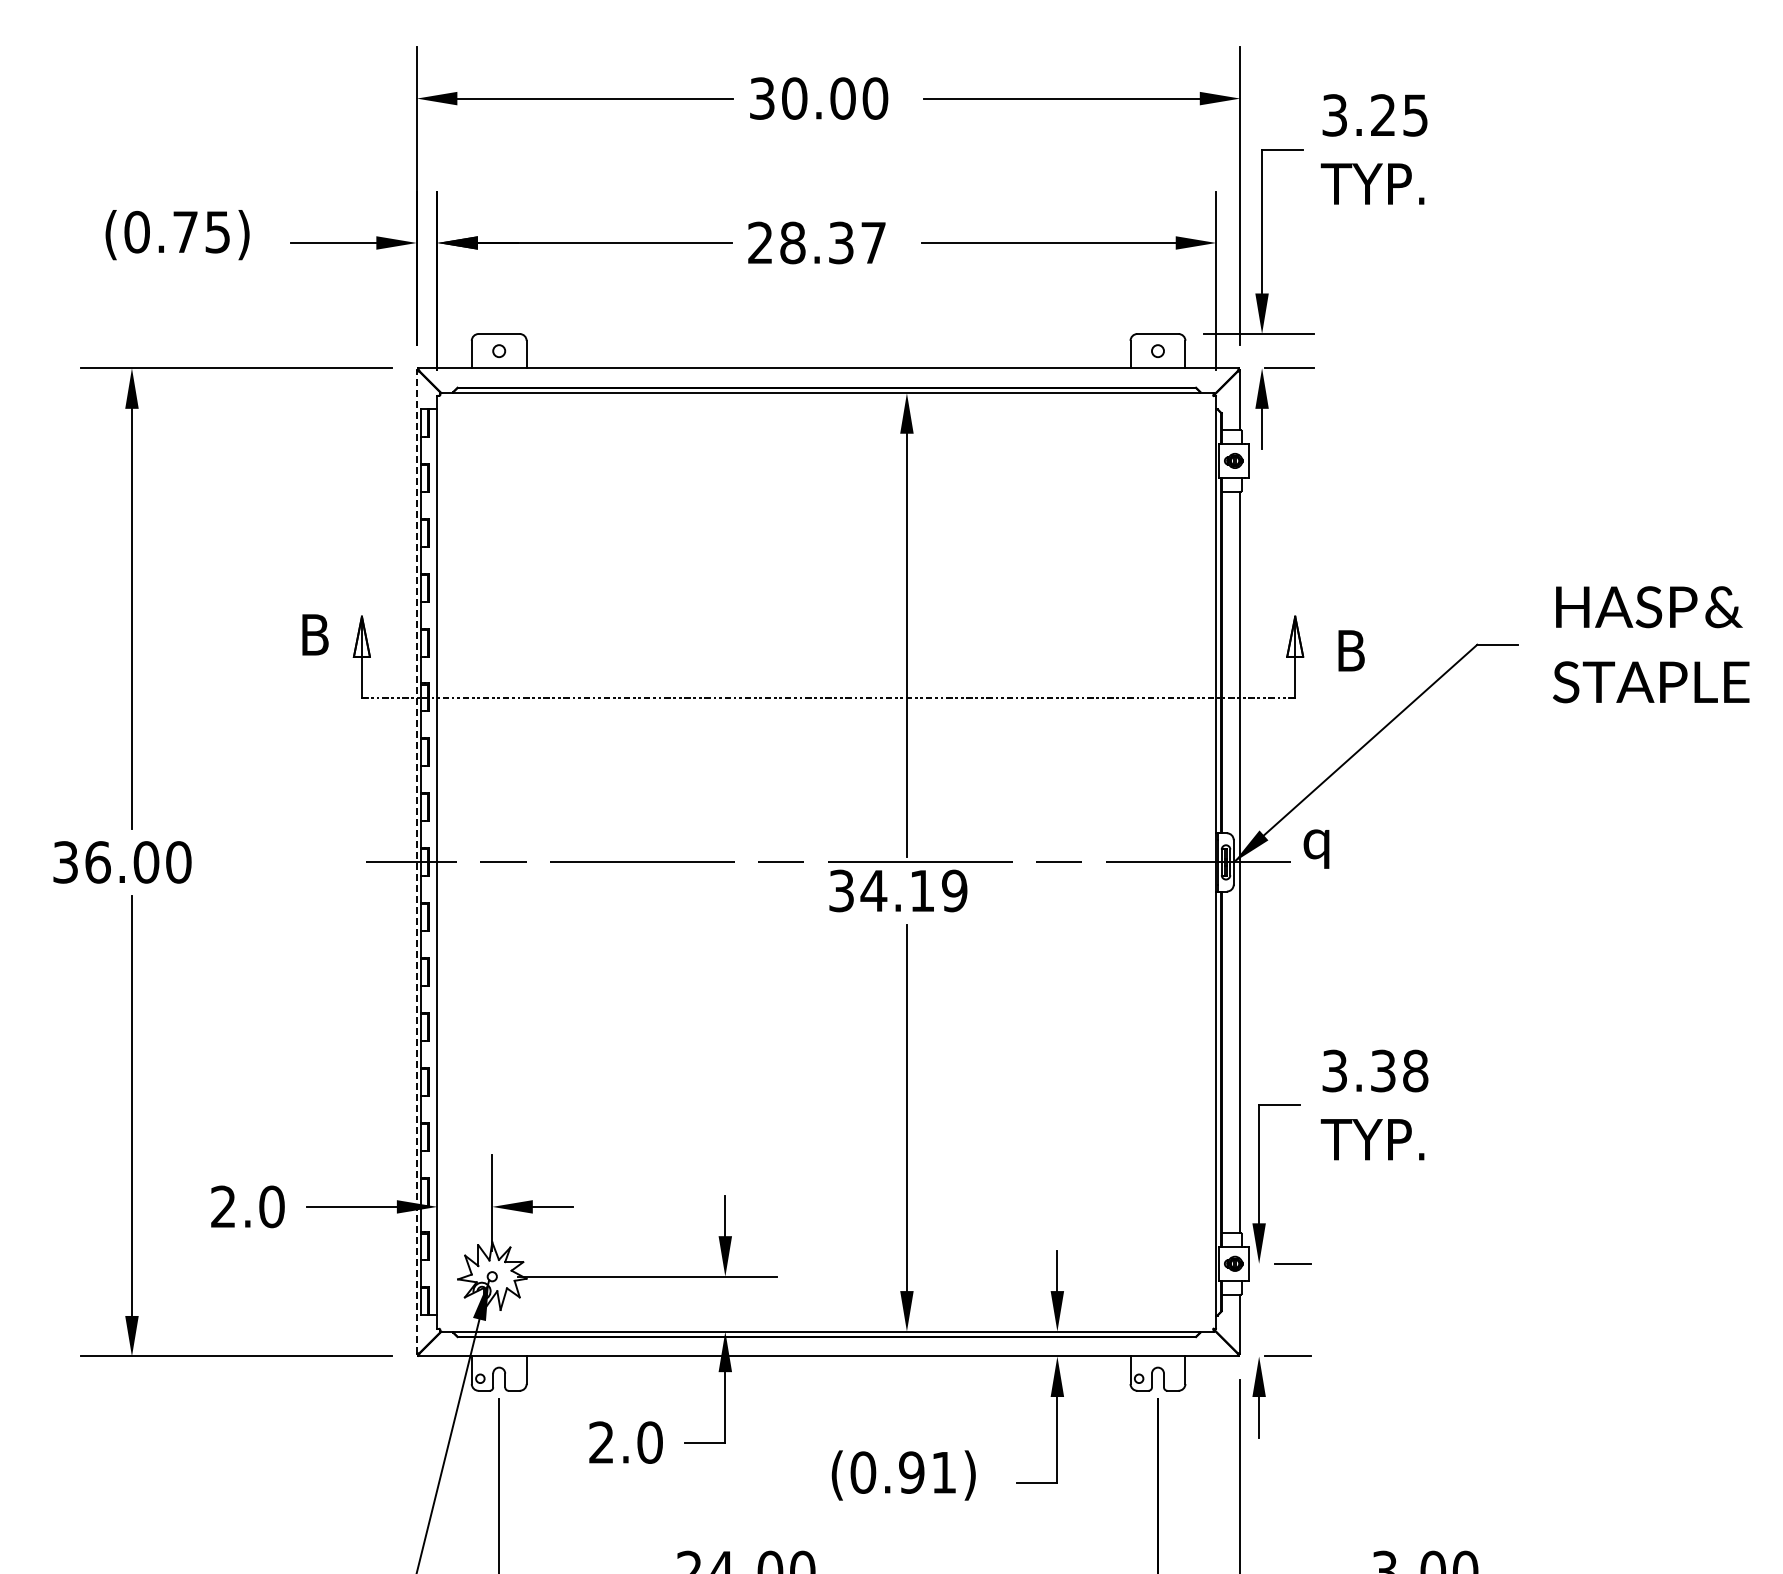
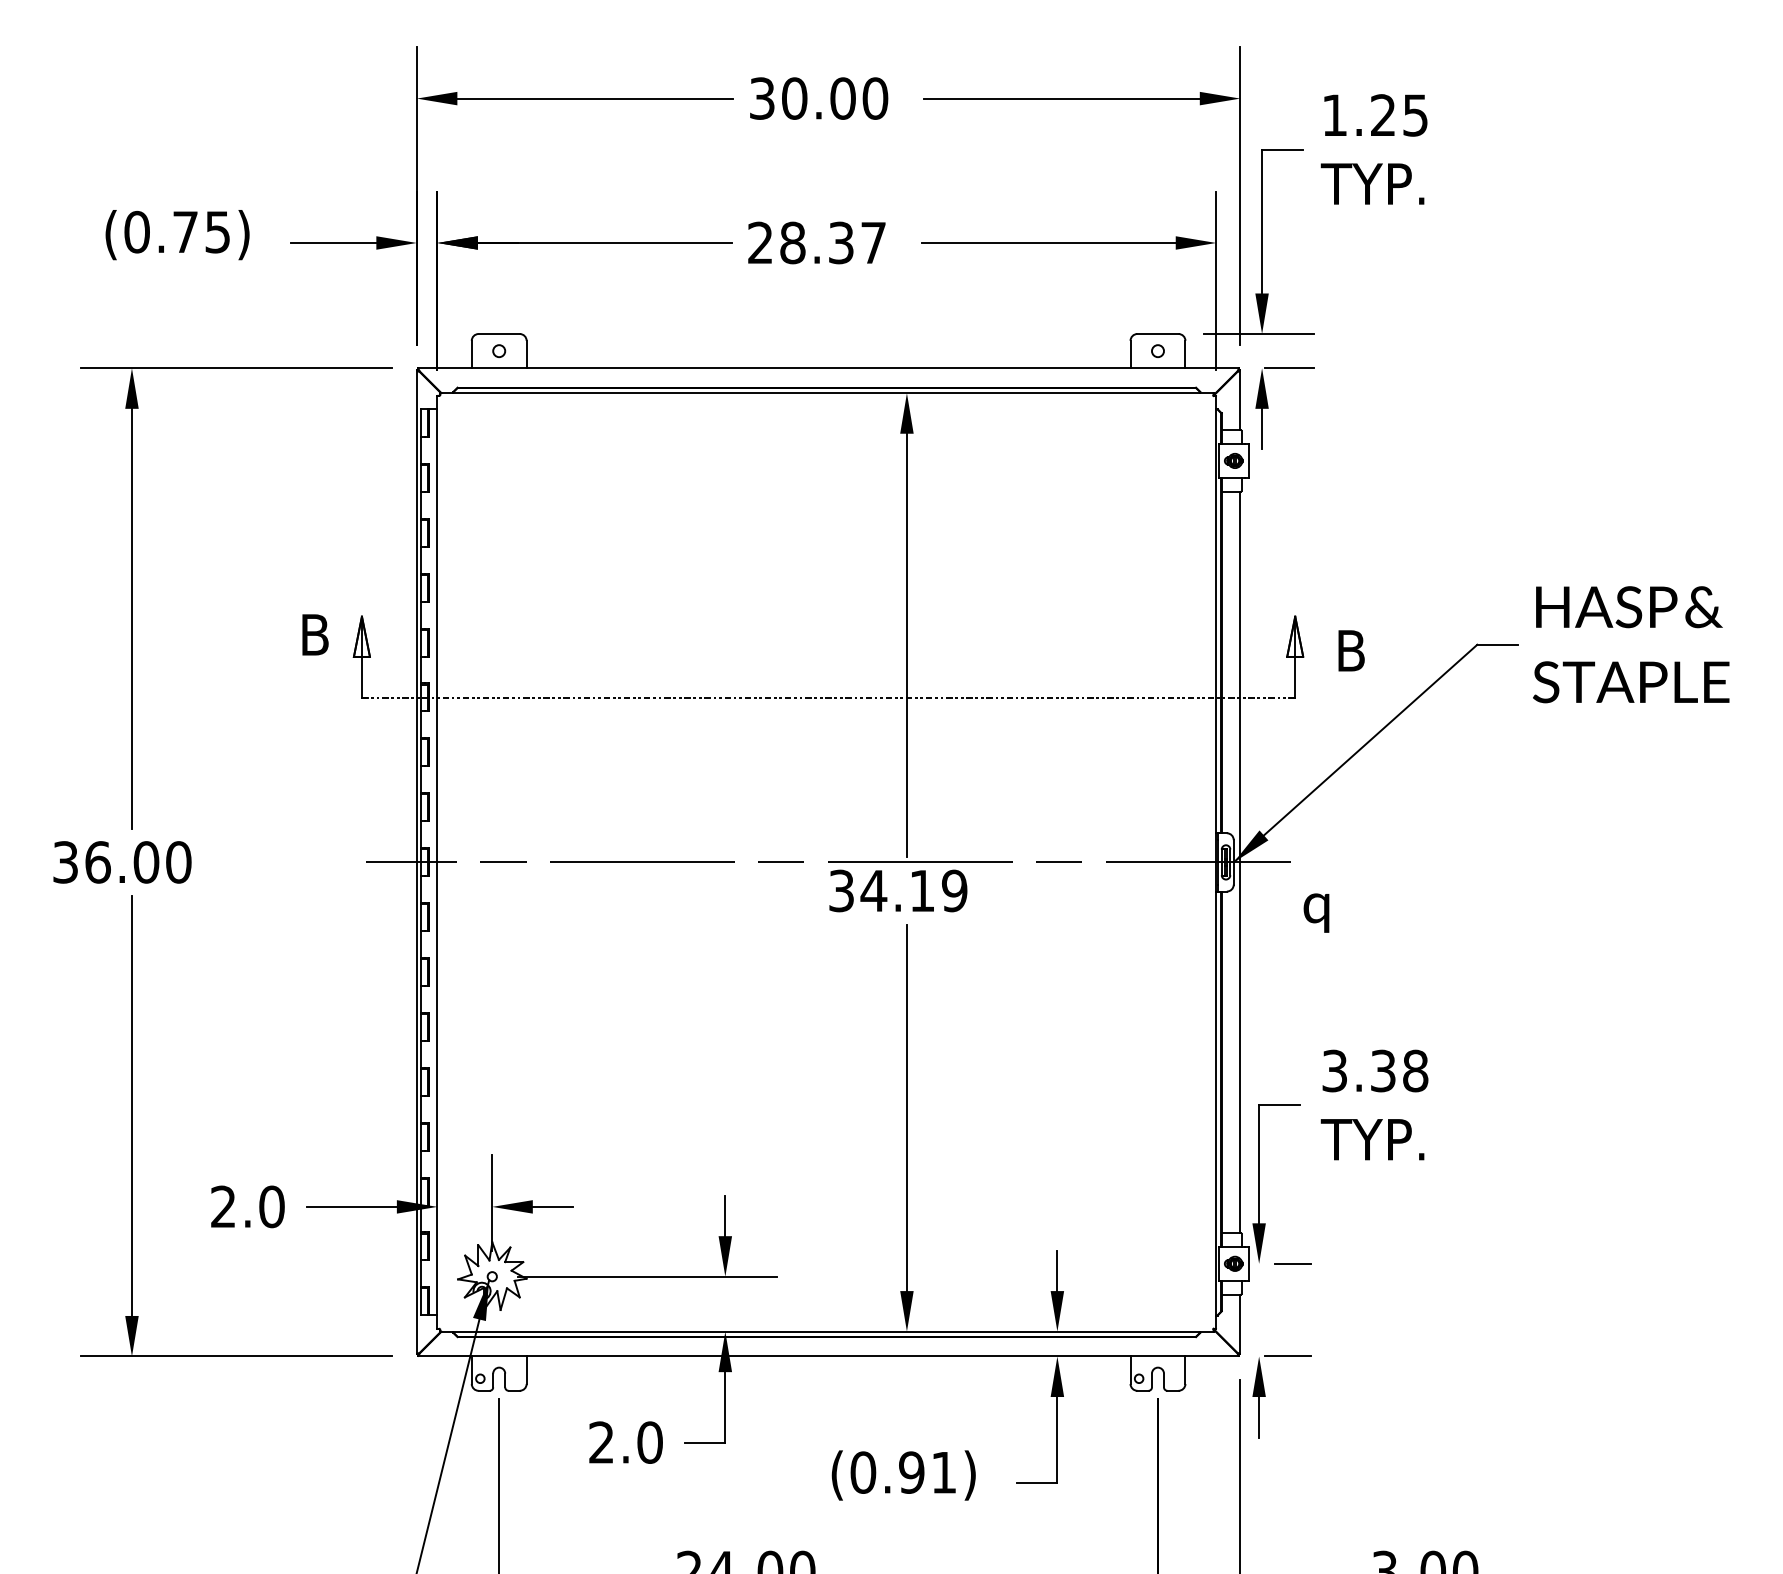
text: 3.25 -> 1.25 (1334, 115)
text position: (1651, 644) -> (1631, 644) (1631, 644)
text position: (1316, 848) -> (1316, 912) (1316, 912)
line: dashed -> solid (416, 861)
